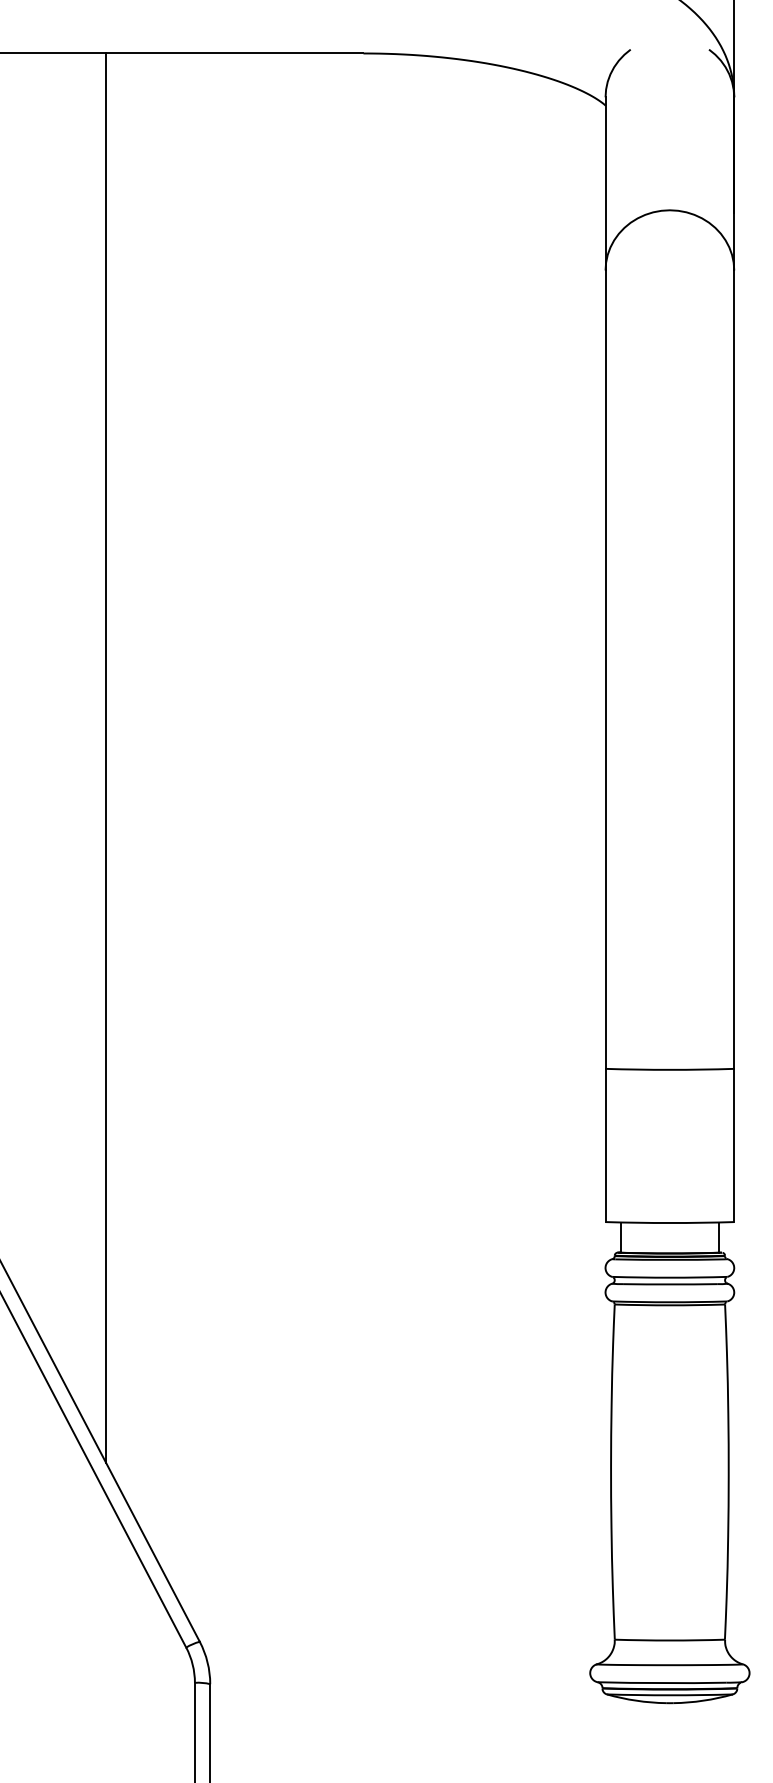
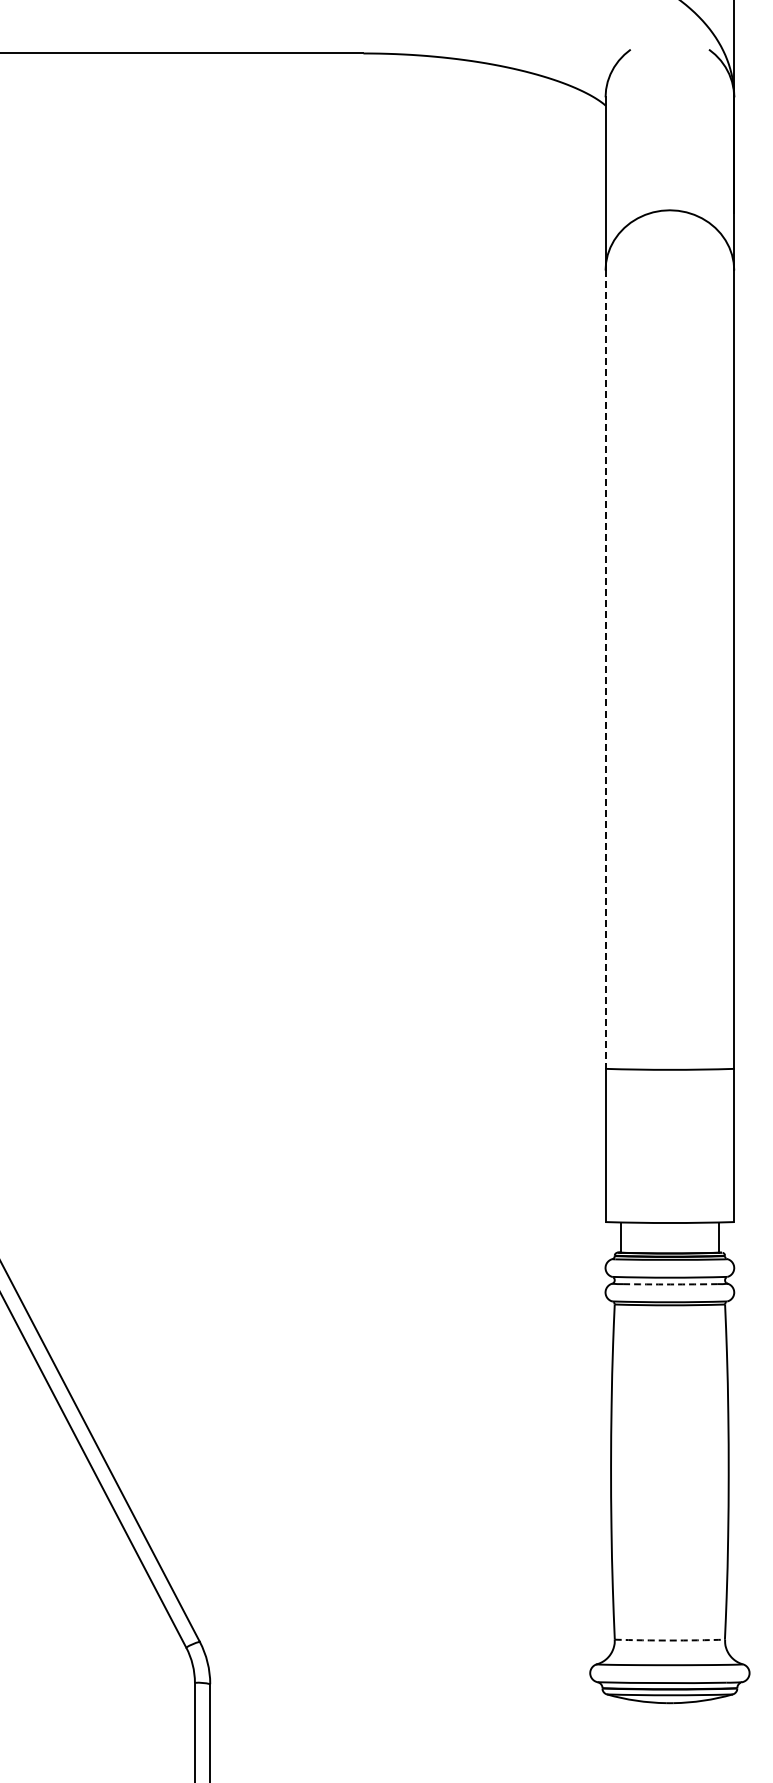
line: solid -> dashed (605, 670)
line: present -> none (106, 757)
arc: solid -> dashed (670, 1284)
arc: solid -> dashed (669, 1640)
